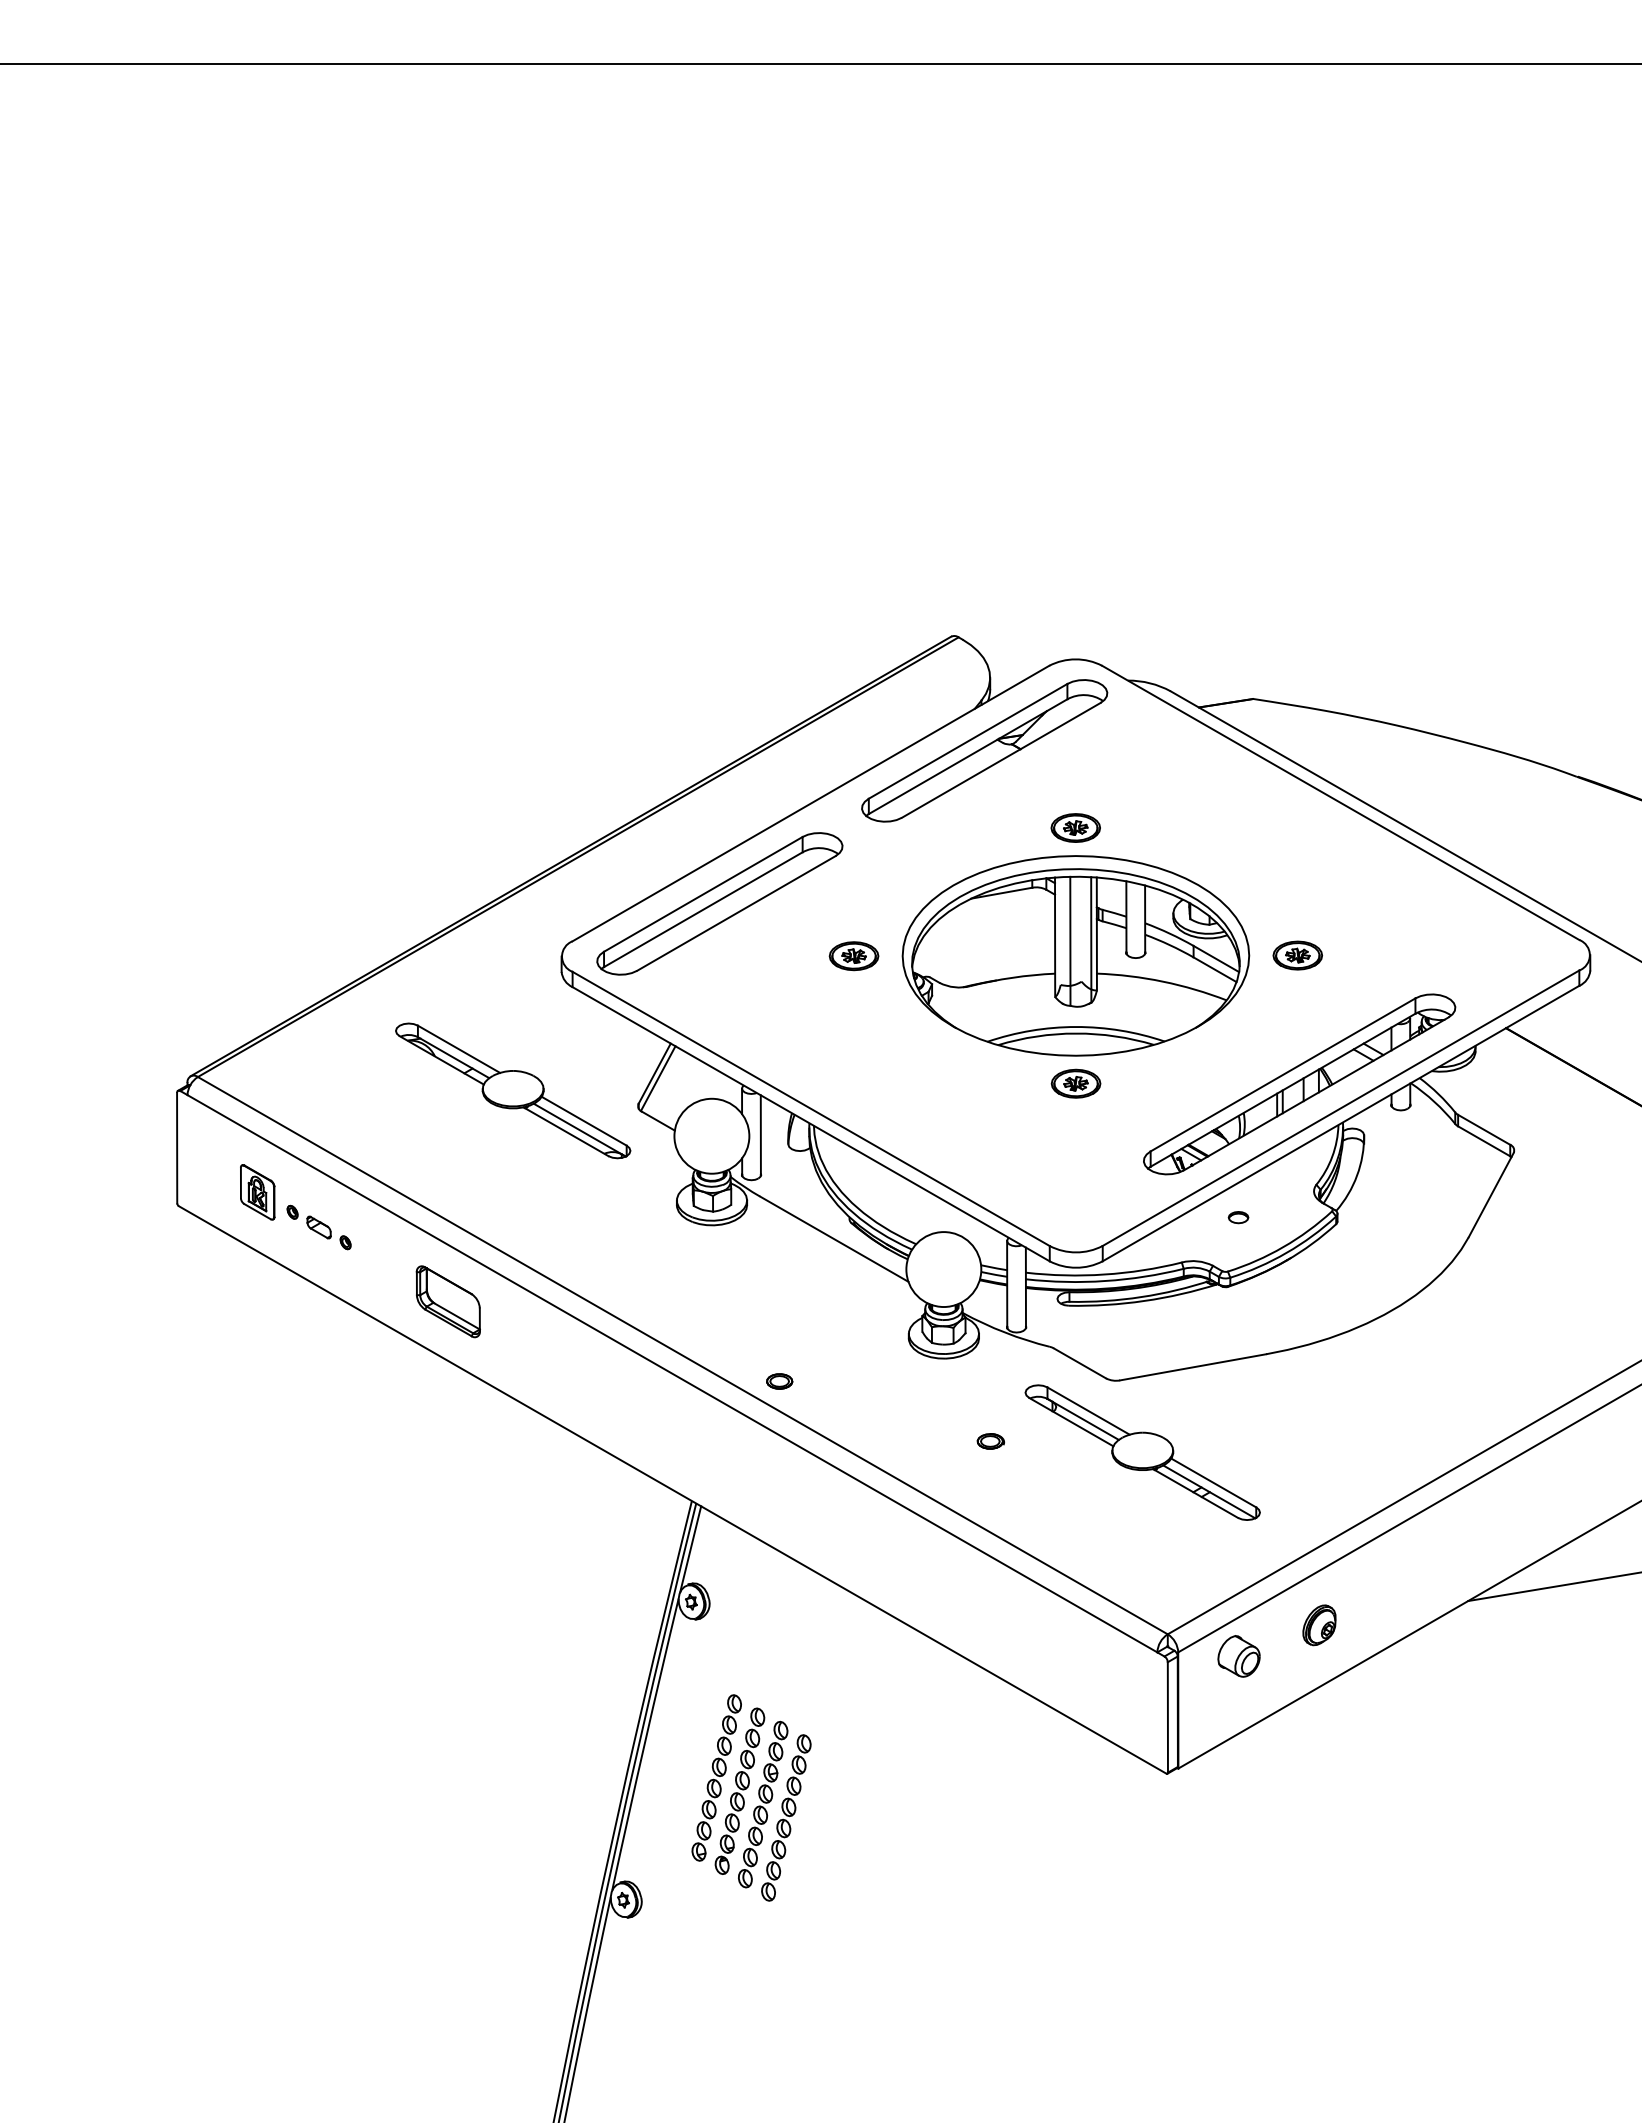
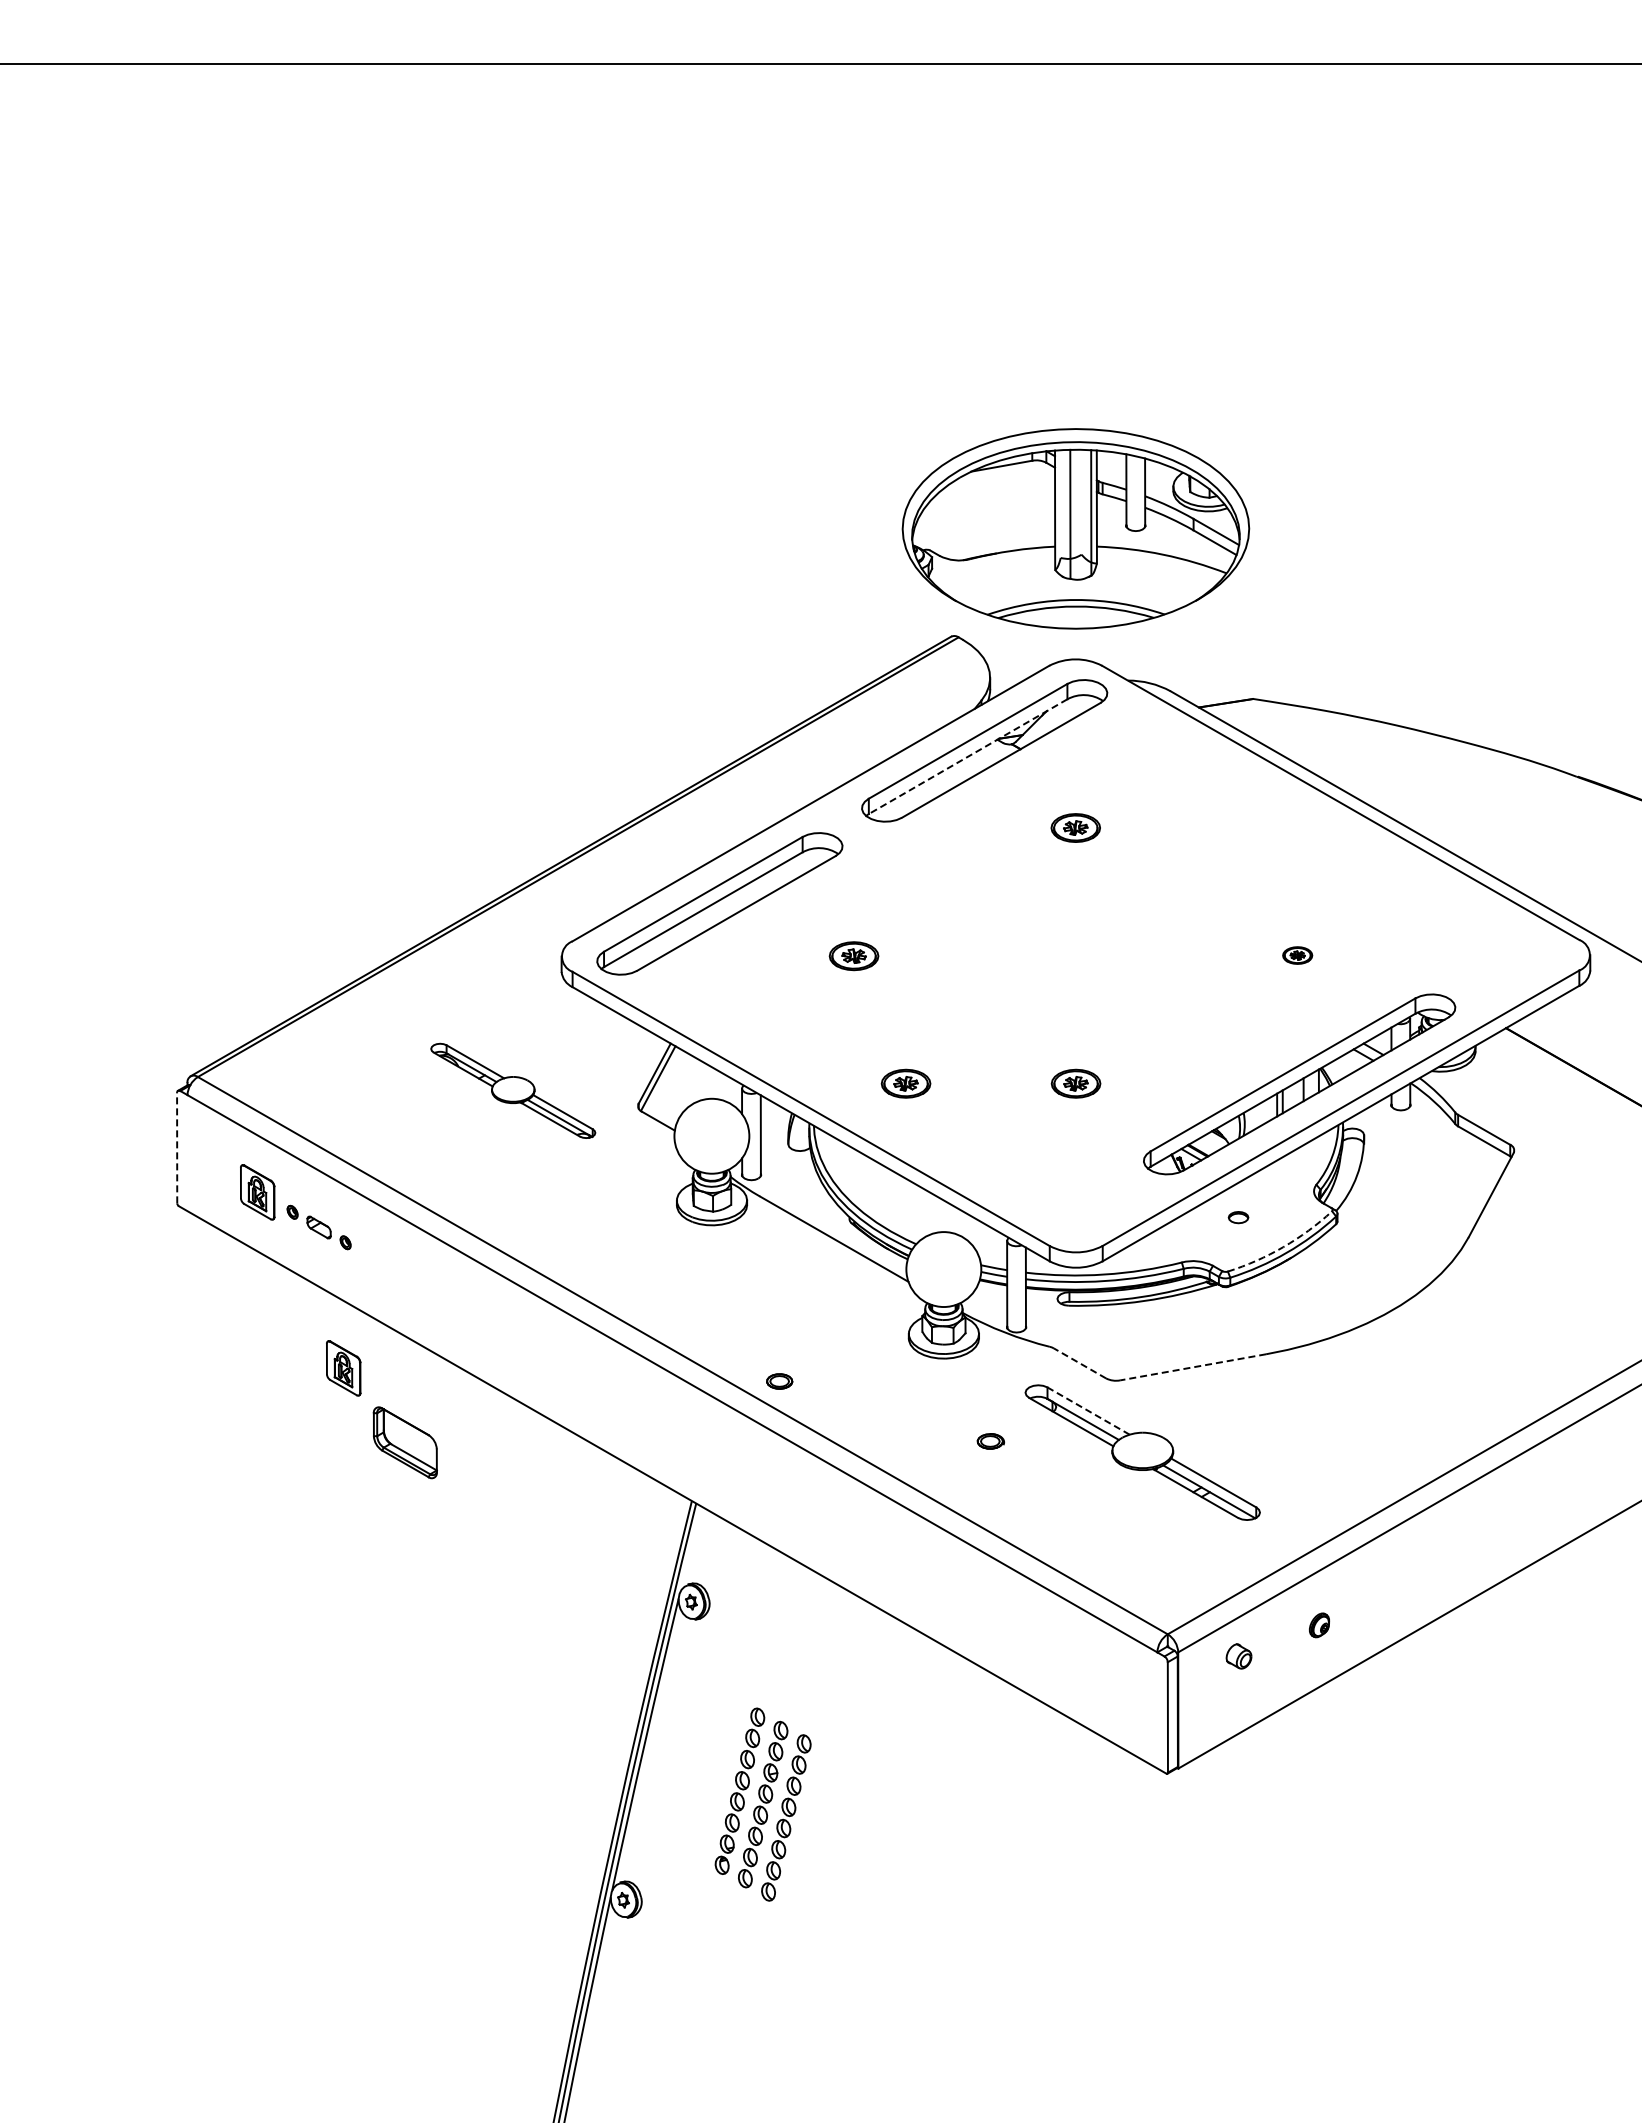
line: solid -> dashed (968, 756)
part position: (1075, 955) -> (1075, 528) (1075, 528)
part size: 51x31 px -> 32x19 px (1297, 955)
part: none -> present (905, 1083)
part size: 237x138 px -> 167x97 px (513, 1090)
line: solid -> dashed (177, 1147)
arc: solid -> dashed (1283, 1247)
part position: (447, 1301) -> (404, 1442) (404, 1442)
line: solid -> dashed (1079, 1363)
line: solid -> dashed (1192, 1367)
part: none -> present (343, 1368)
line: solid -> dashed (1088, 1410)
line: present -> none (690, 1549)
line: present -> none (1553, 1586)
part size: 35x43 px -> 22x27 px (1318, 1625)
part size: 44x43 px -> 28x27 px (1238, 1656)
part: present -> none (716, 1777)
